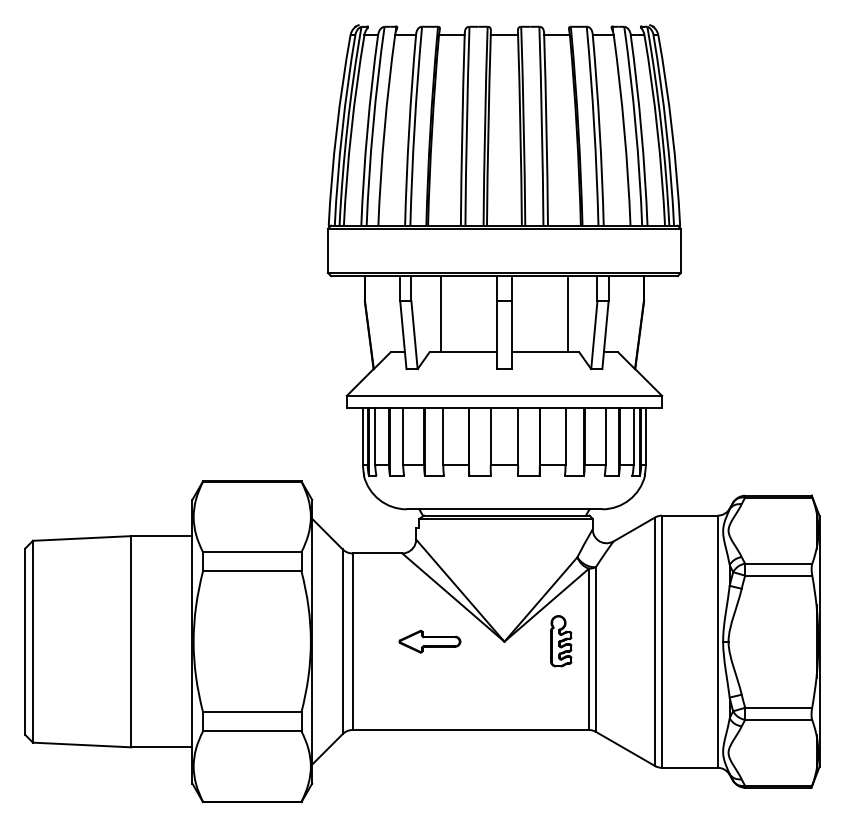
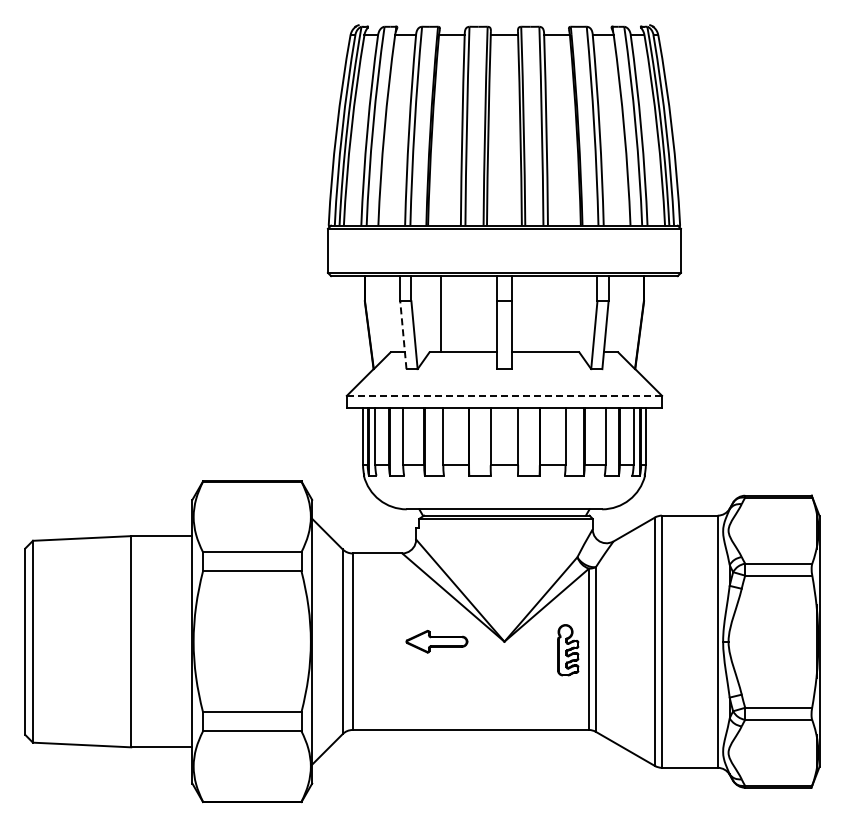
line: present -> none (567, 313)
line: solid -> dashed (403, 334)
line: solid -> dashed (504, 395)
part position: (429, 641) -> (436, 641) (436, 641)
part position: (561, 641) -> (568, 650) (568, 650)
